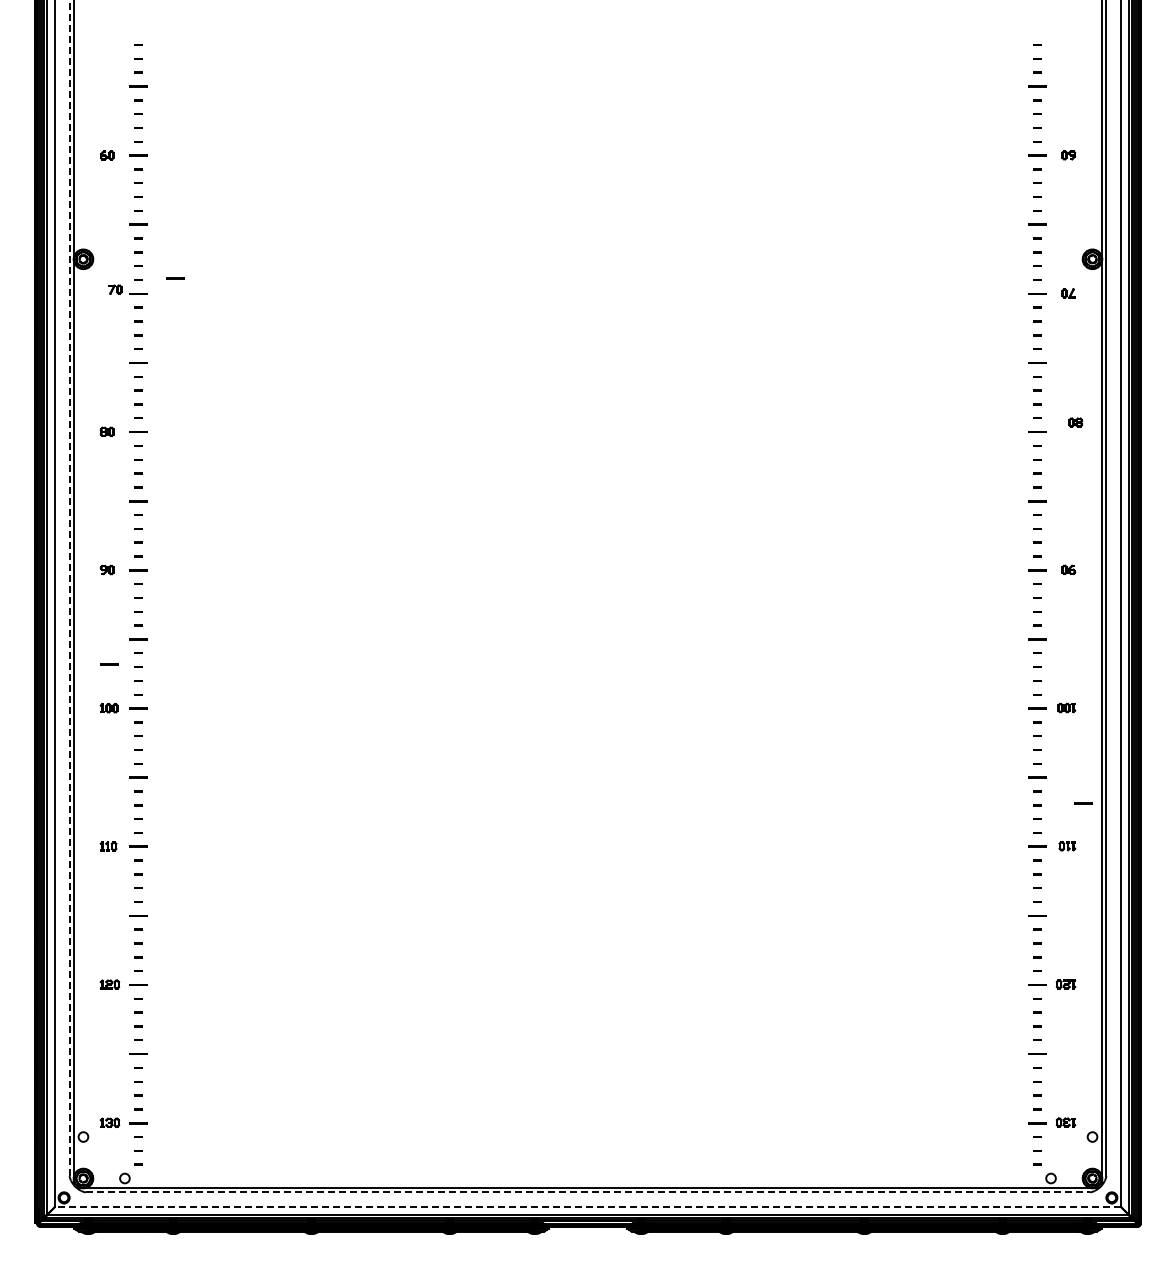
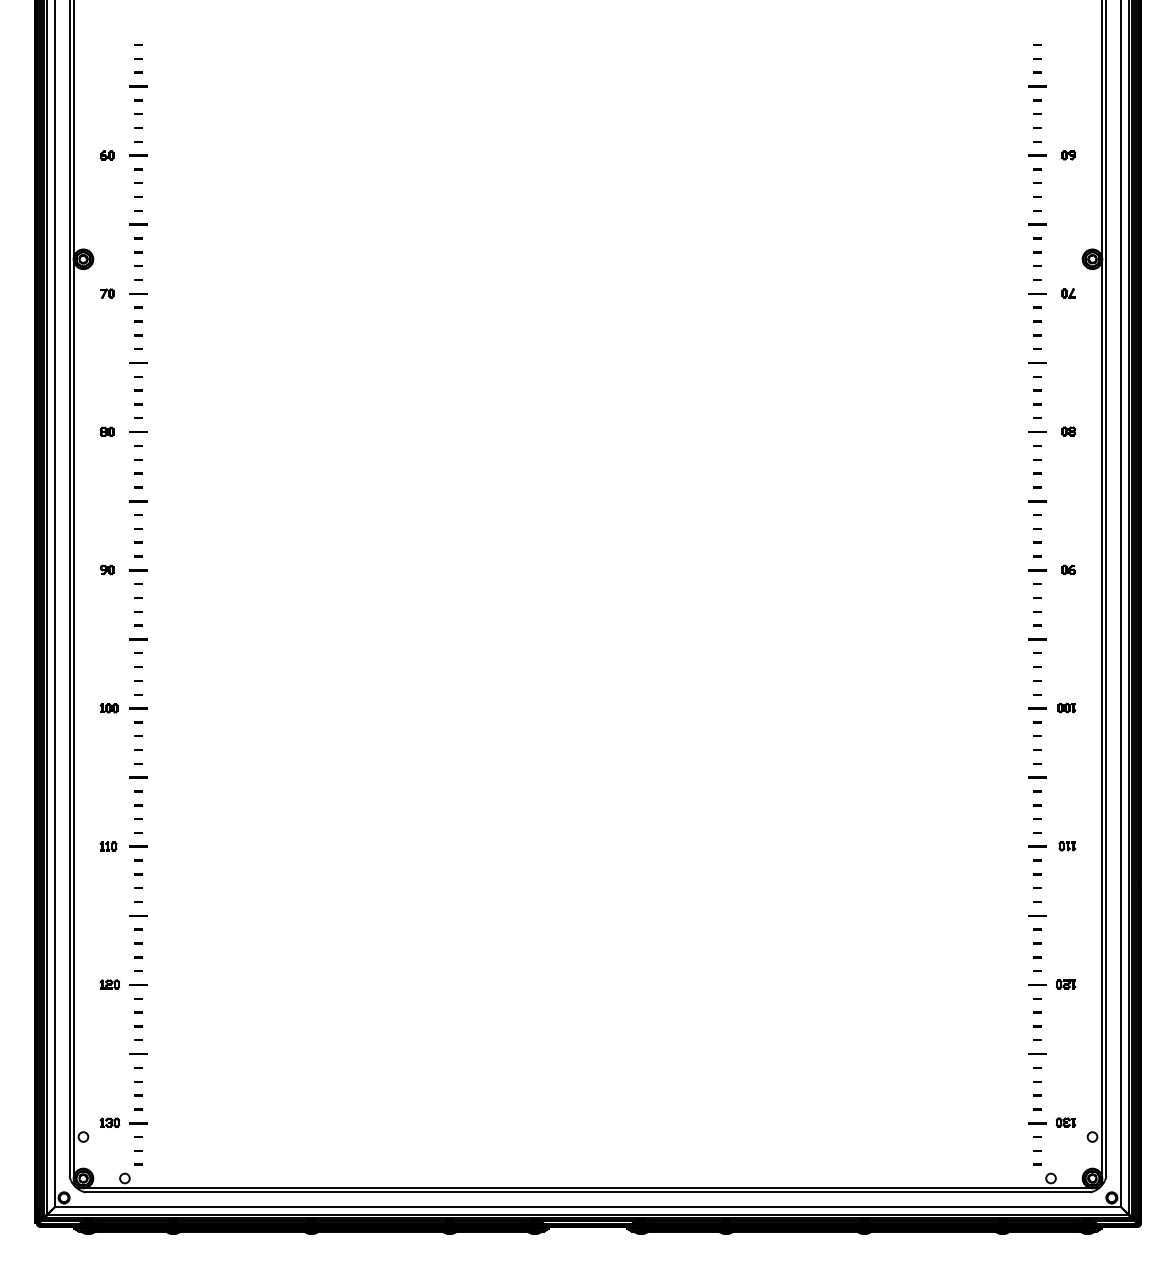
line: present -> none (175, 278)
part position: (115, 289) -> (107, 293) (107, 293)
part position: (1075, 422) -> (1068, 431) (1068, 431)
line: dashed -> solid (69, 588)
line: present -> none (109, 664)
line: present -> none (1083, 803)
line: dashed -> solid (588, 1192)
line: dashed -> solid (587, 1207)
